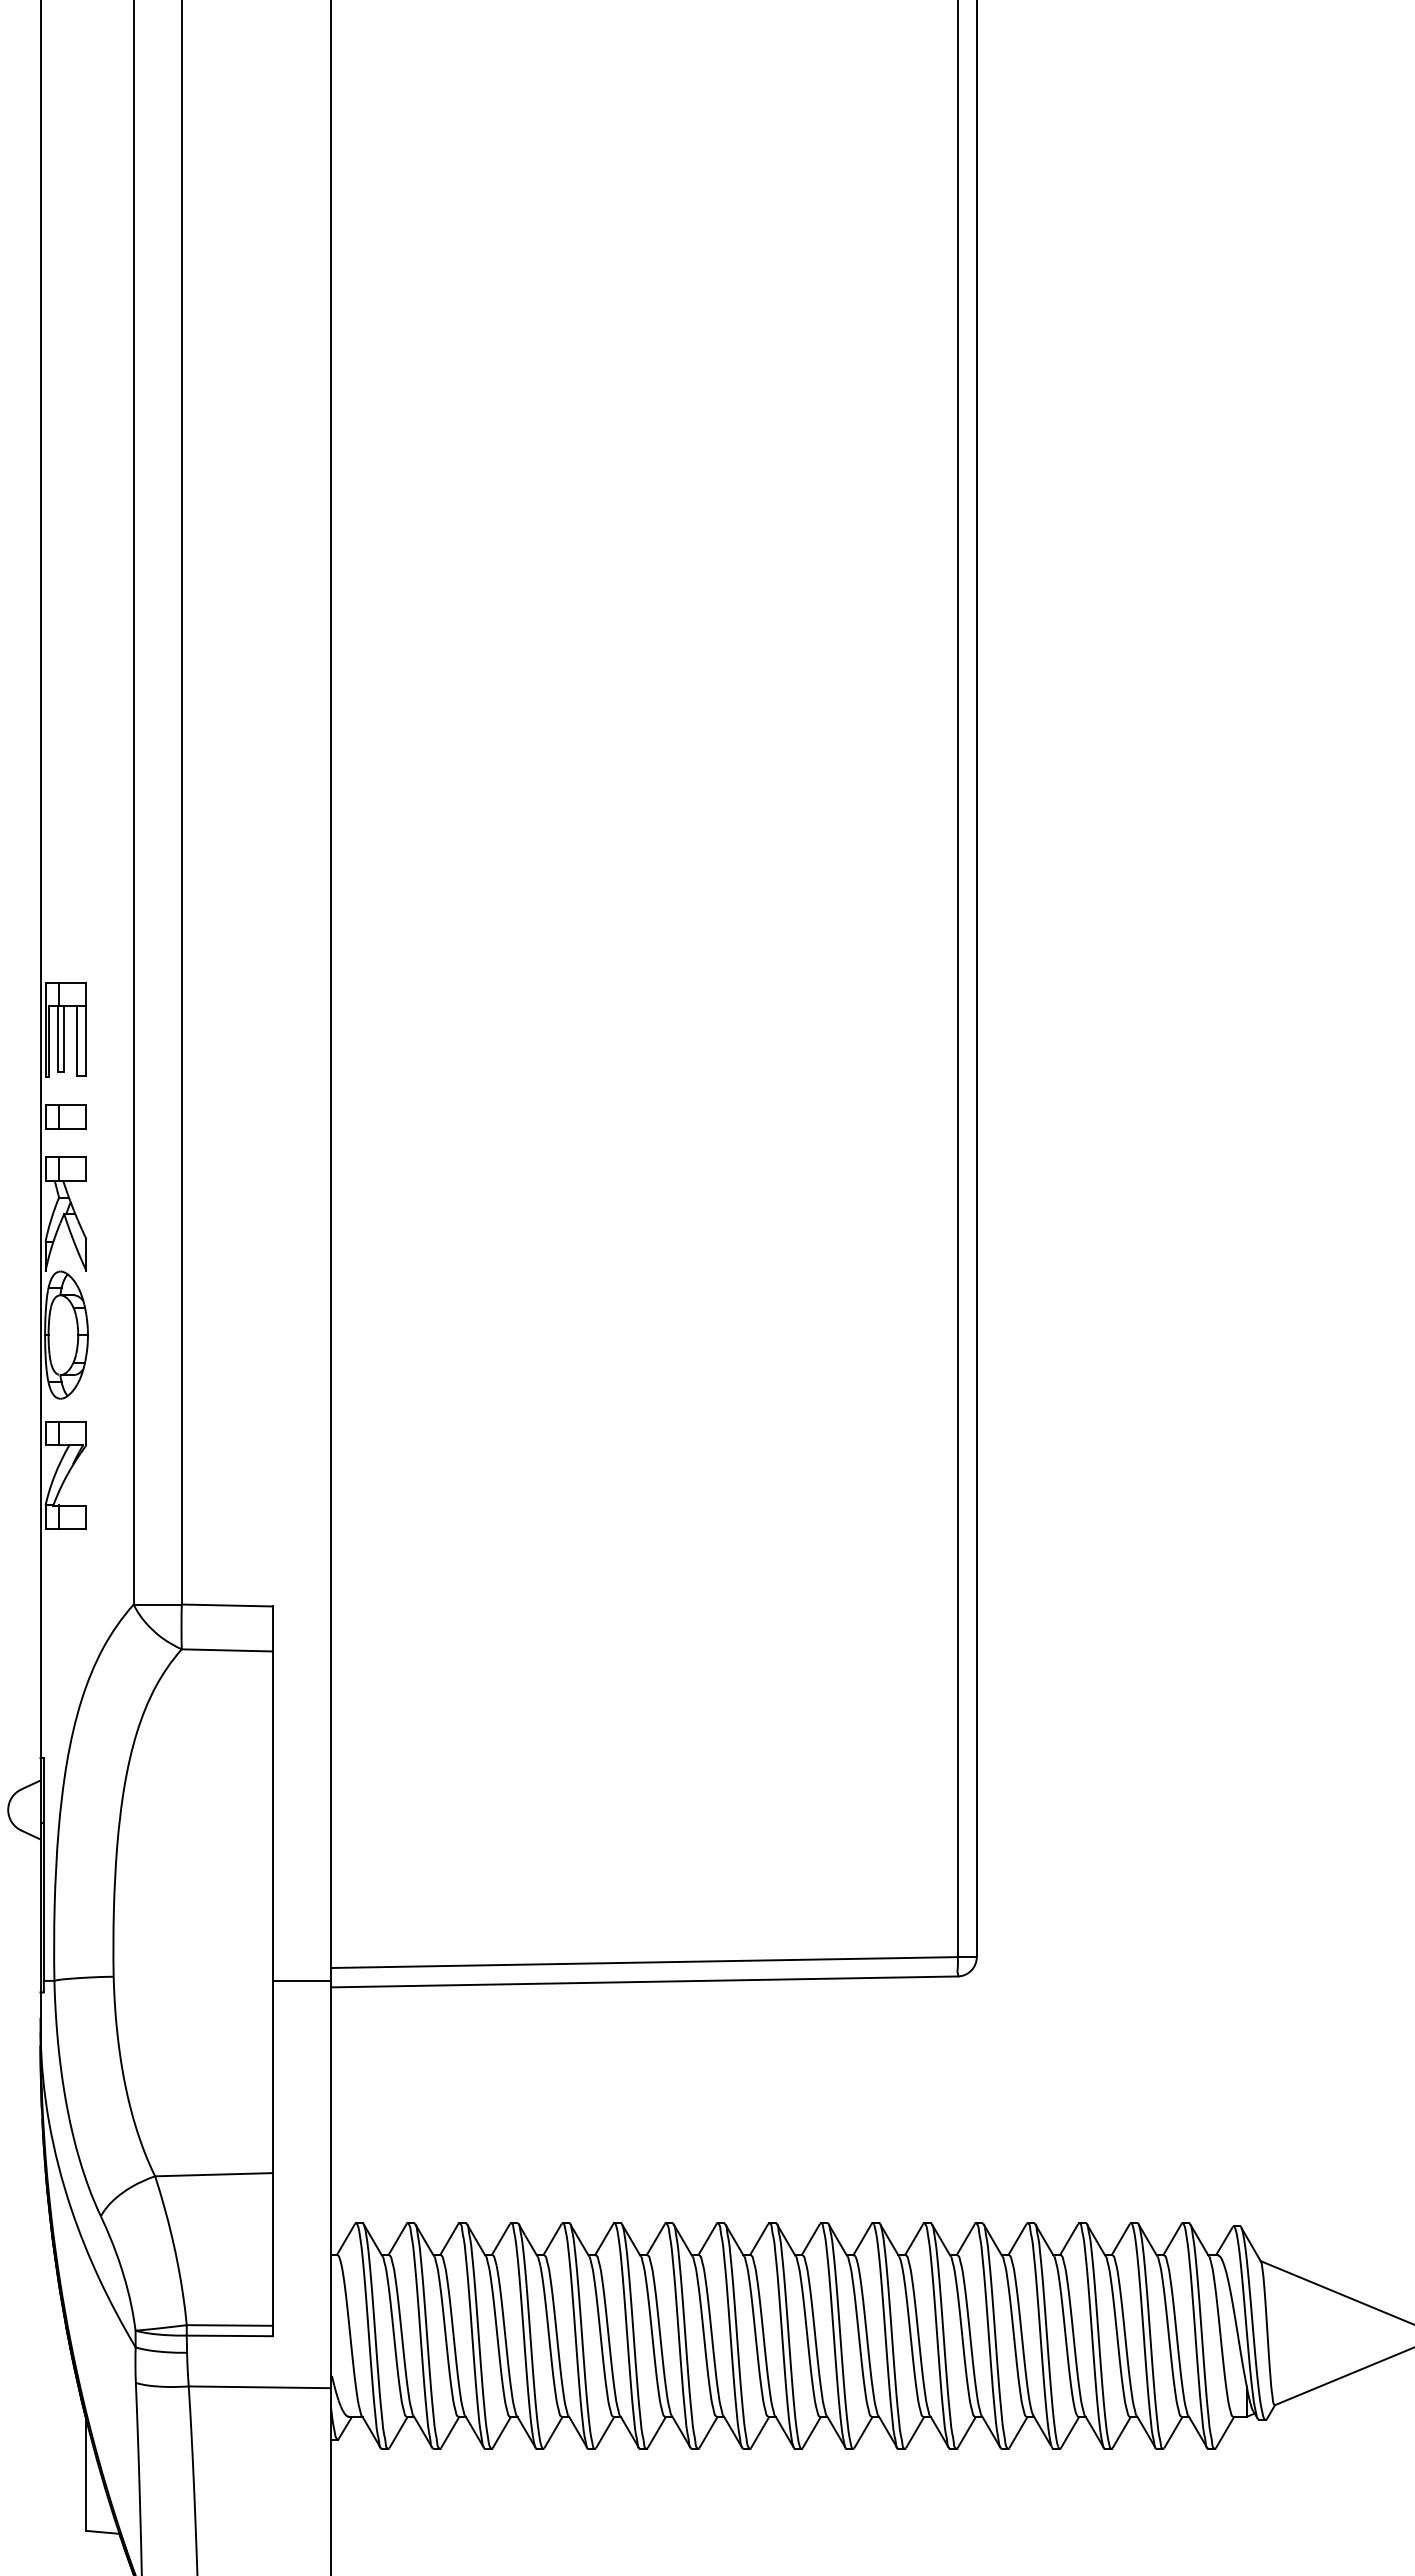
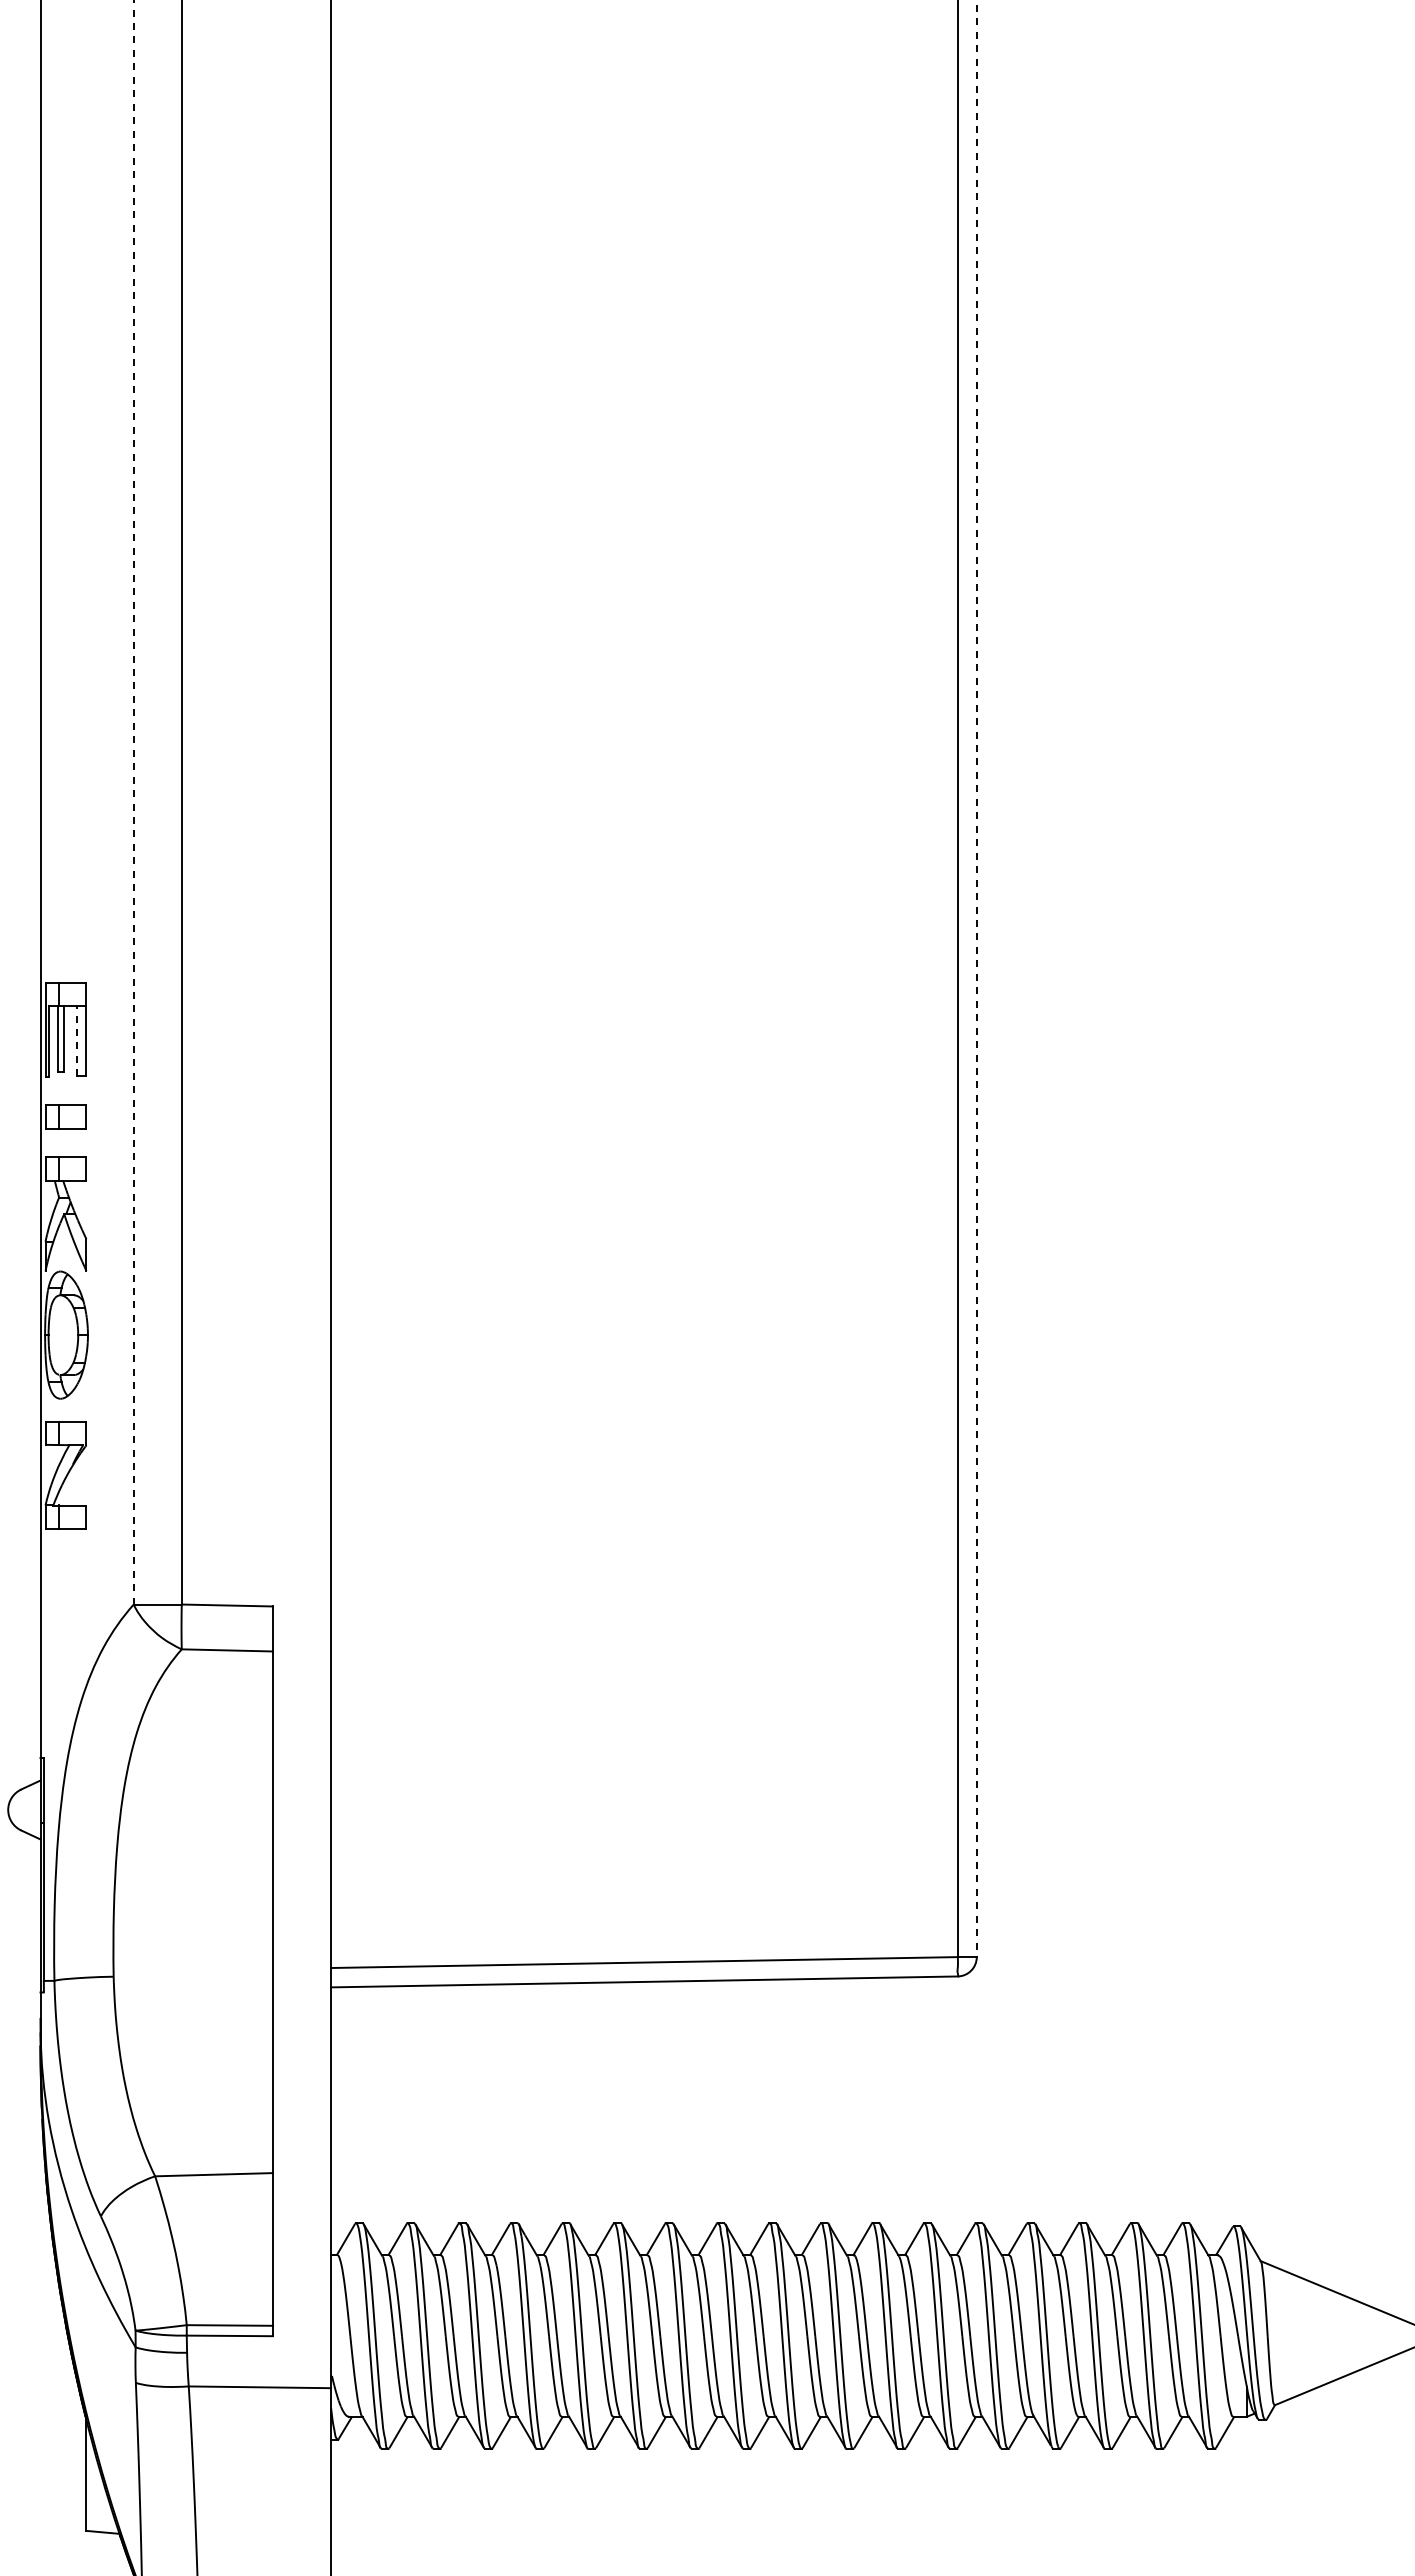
line: solid -> dashed (133, 802)
line: solid -> dashed (976, 979)
line: solid -> dashed (76, 1041)
line: present -> none (301, 1980)
